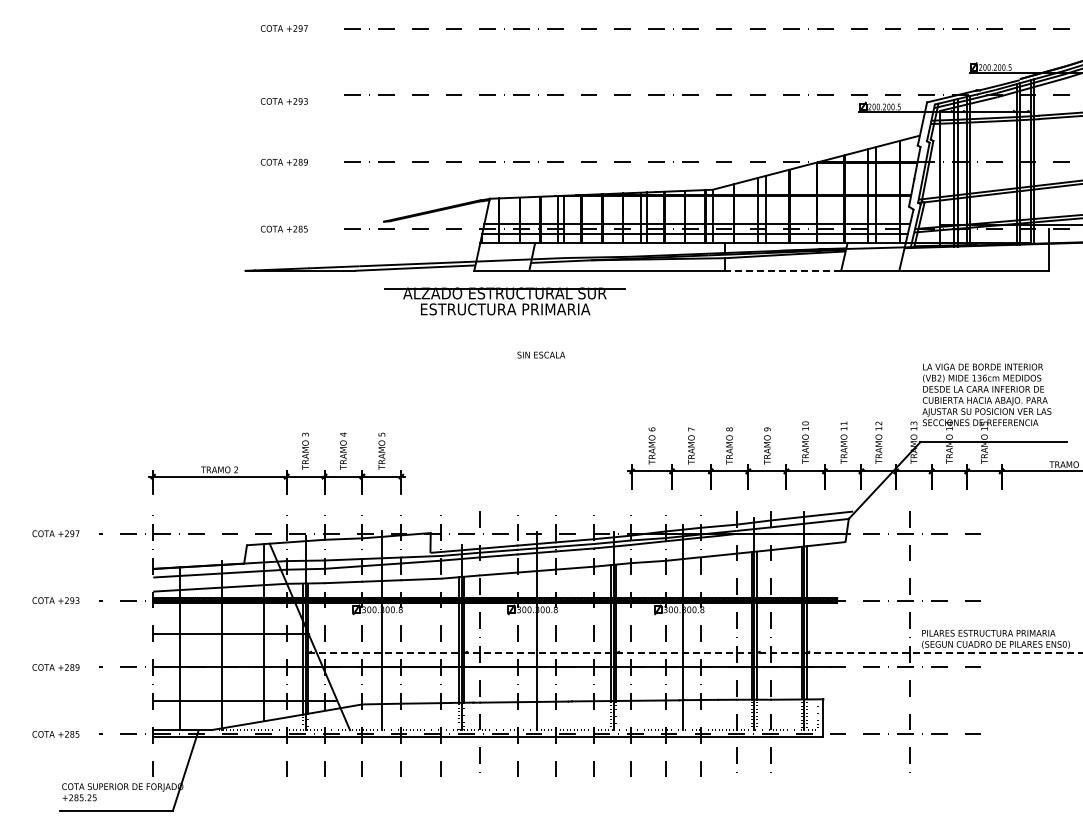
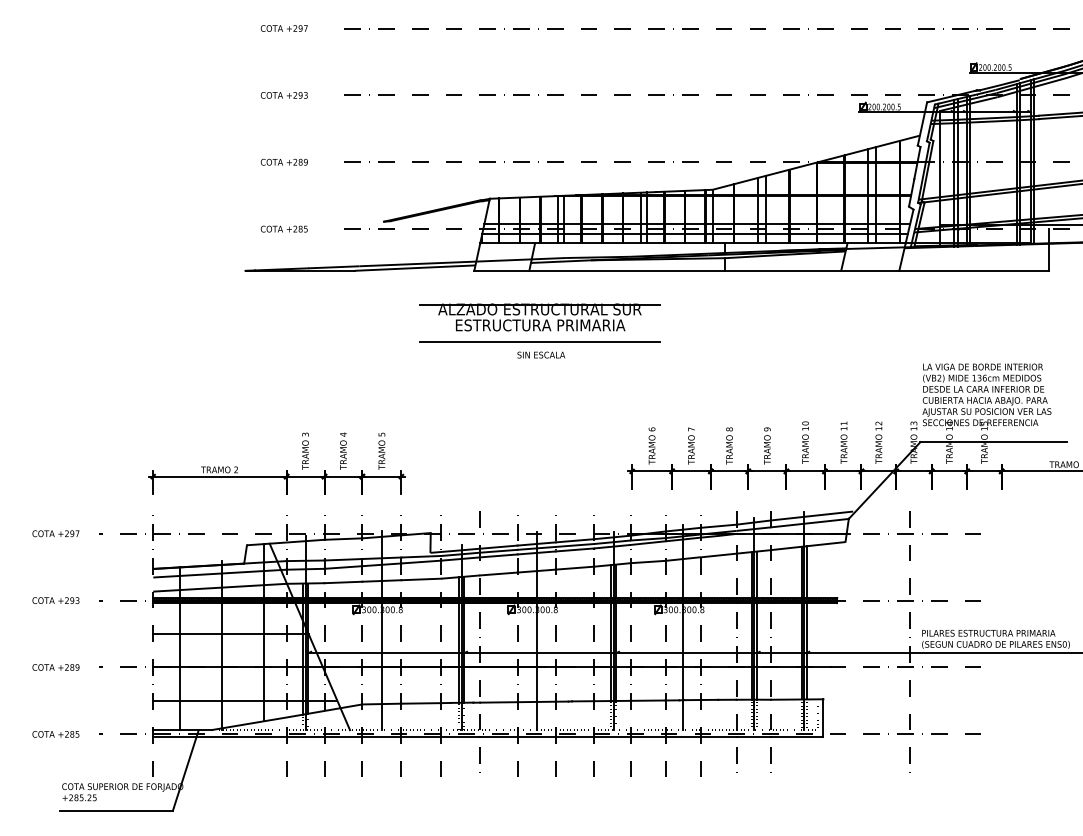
text position: (283, 101) -> (283, 95) (283, 95)
line: dashed -> solid (782, 270)
part position: (504, 301) -> (539, 317) (539, 317)
line: none -> present (539, 341)
line: dashed -> solid (694, 653)
